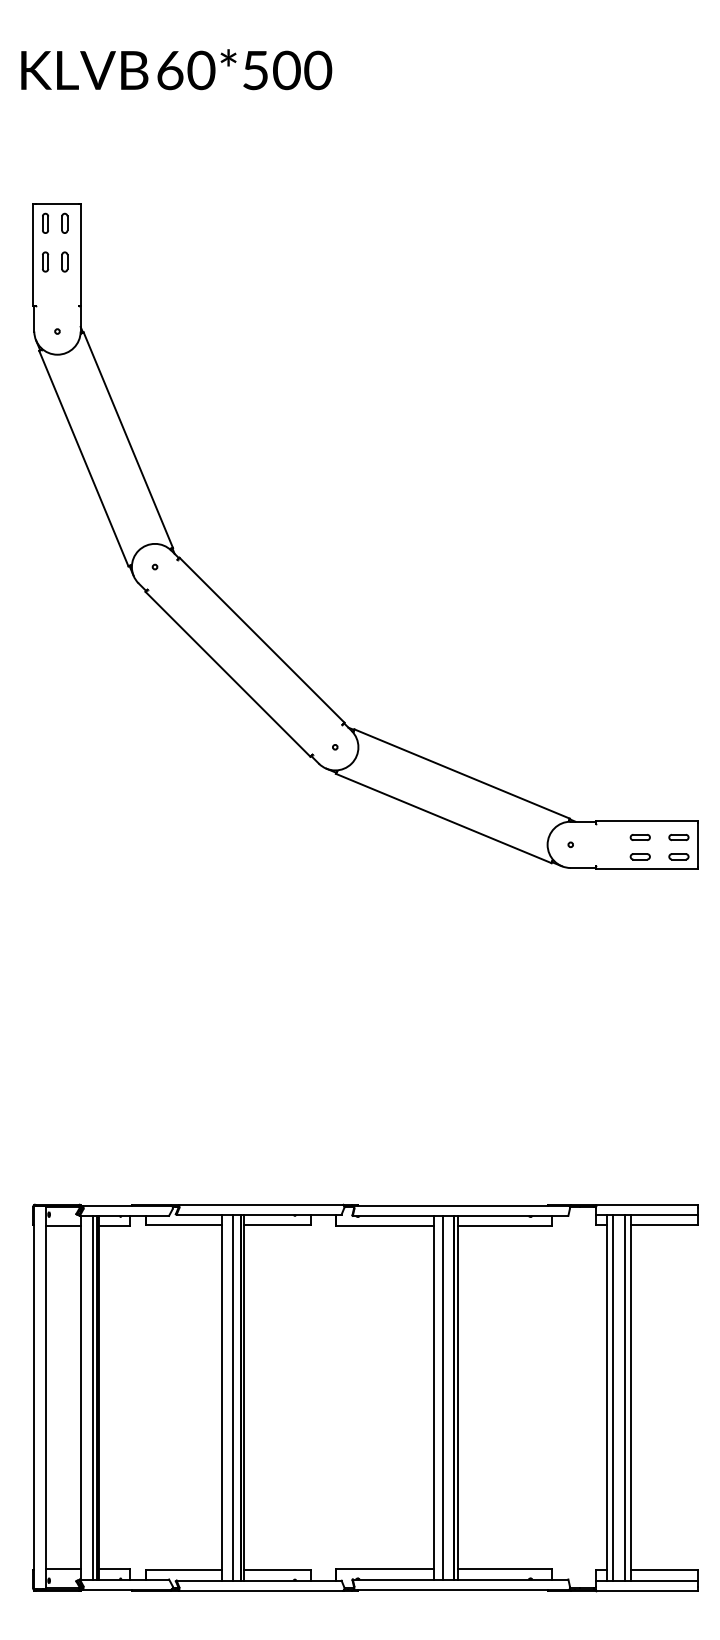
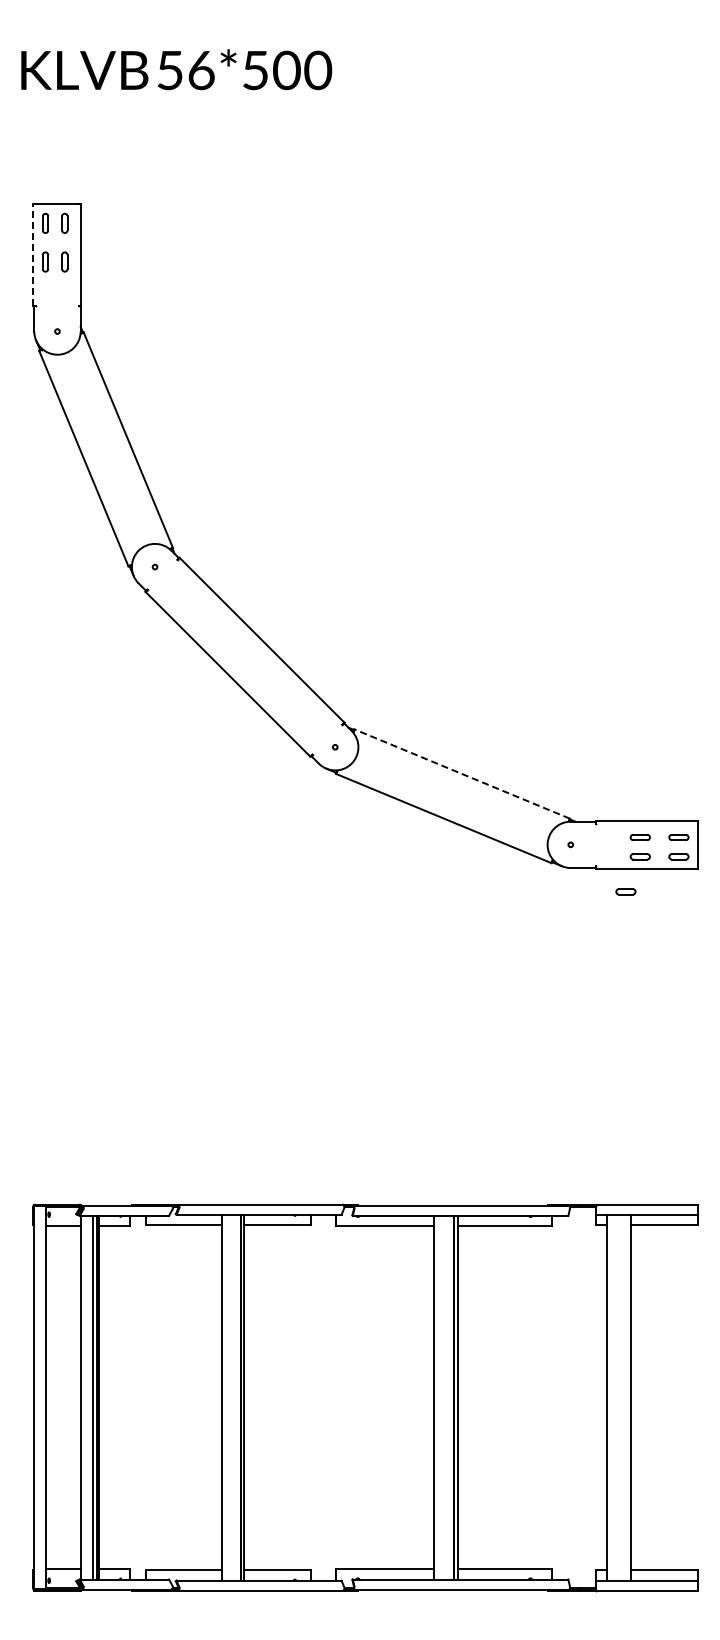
text: 60*500 -> 56*500 (186, 70)
line: solid -> dashed (33, 254)
line: solid -> dashed (462, 774)
part: none -> present (625, 891)
line: present -> none (232, 1397)
line: present -> none (442, 1397)
line: present -> none (612, 1397)
line: present -> none (625, 1397)
